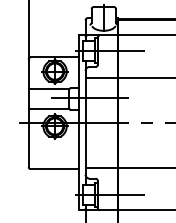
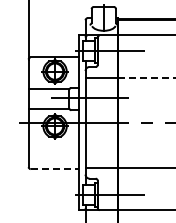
line: solid -> dashed (147, 78)
line: solid -> dashed (55, 169)
